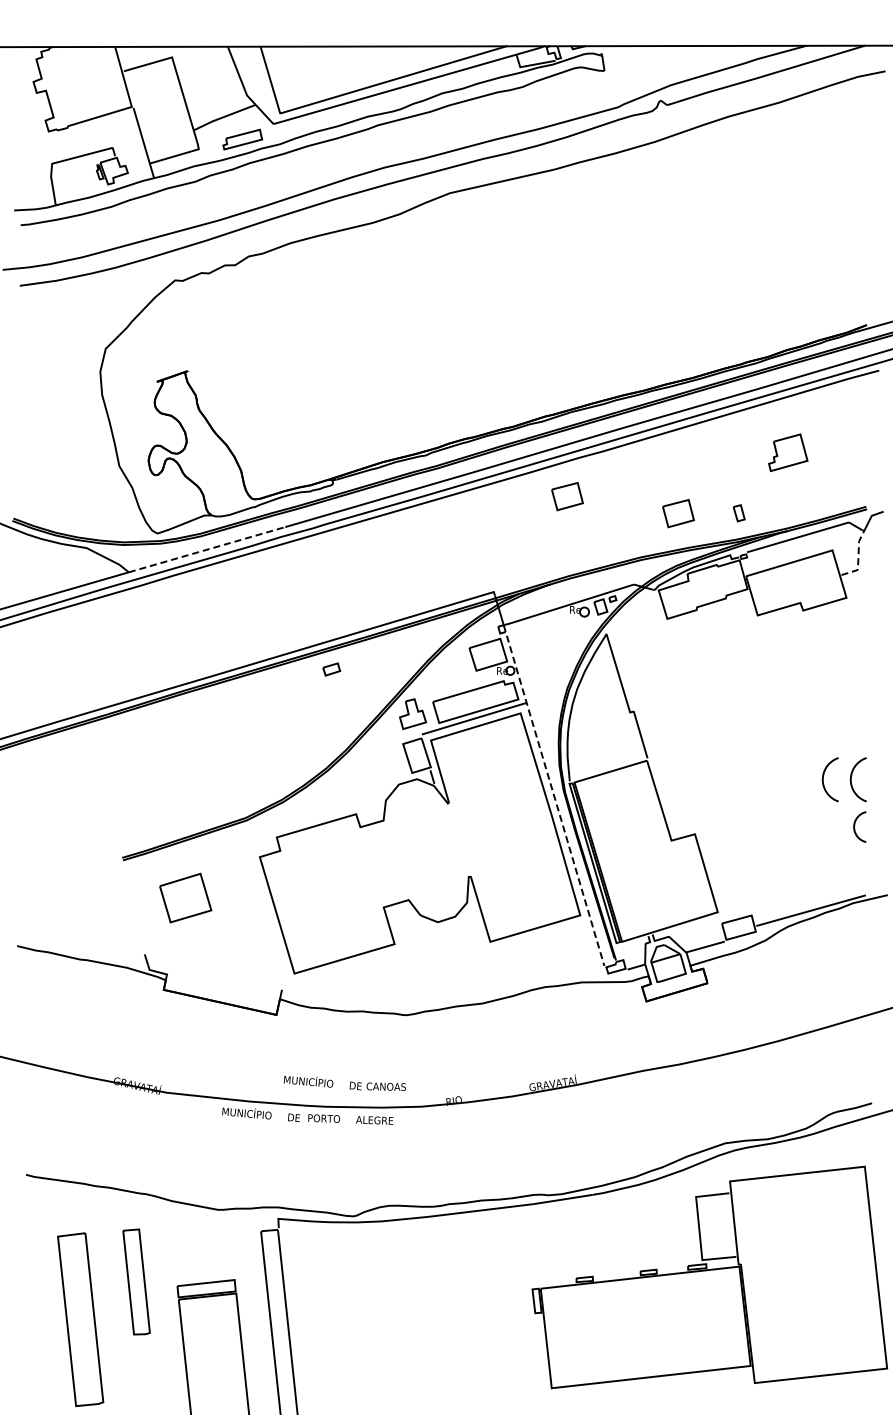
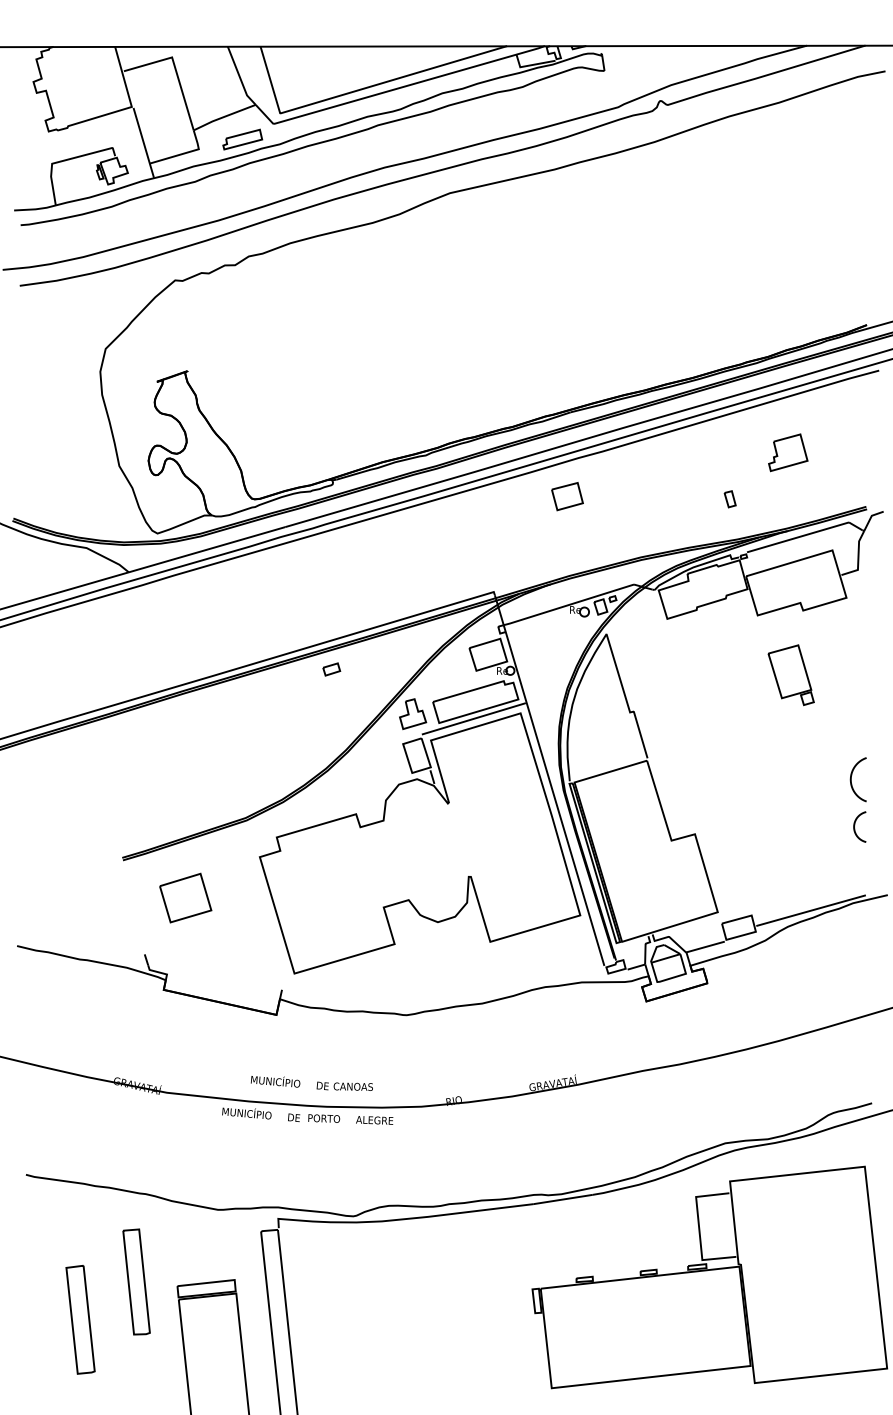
part: present -> none (678, 513)
part position: (738, 513) -> (729, 499) (729, 499)
line: dashed -> solid (207, 549)
line: dashed -> solid (858, 558)
part: none -> present (790, 675)
curve: present -> none (823, 779)
line: dashed -> solid (554, 795)
text position: (344, 1083) -> (311, 1083) (311, 1083)
part size: 48x176 px -> 31x110 px (80, 1319)
